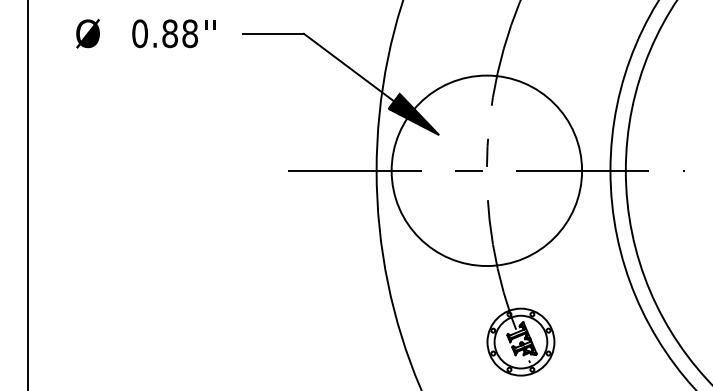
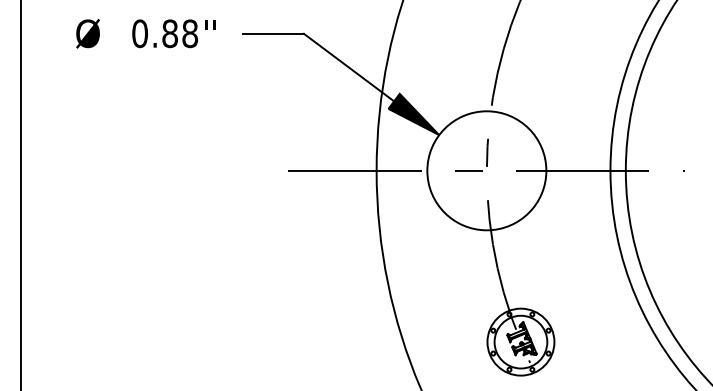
circle diameter: 190 px -> 119 px (486, 170)
line position: (28, 194) -> (21, 194) (21, 194)
